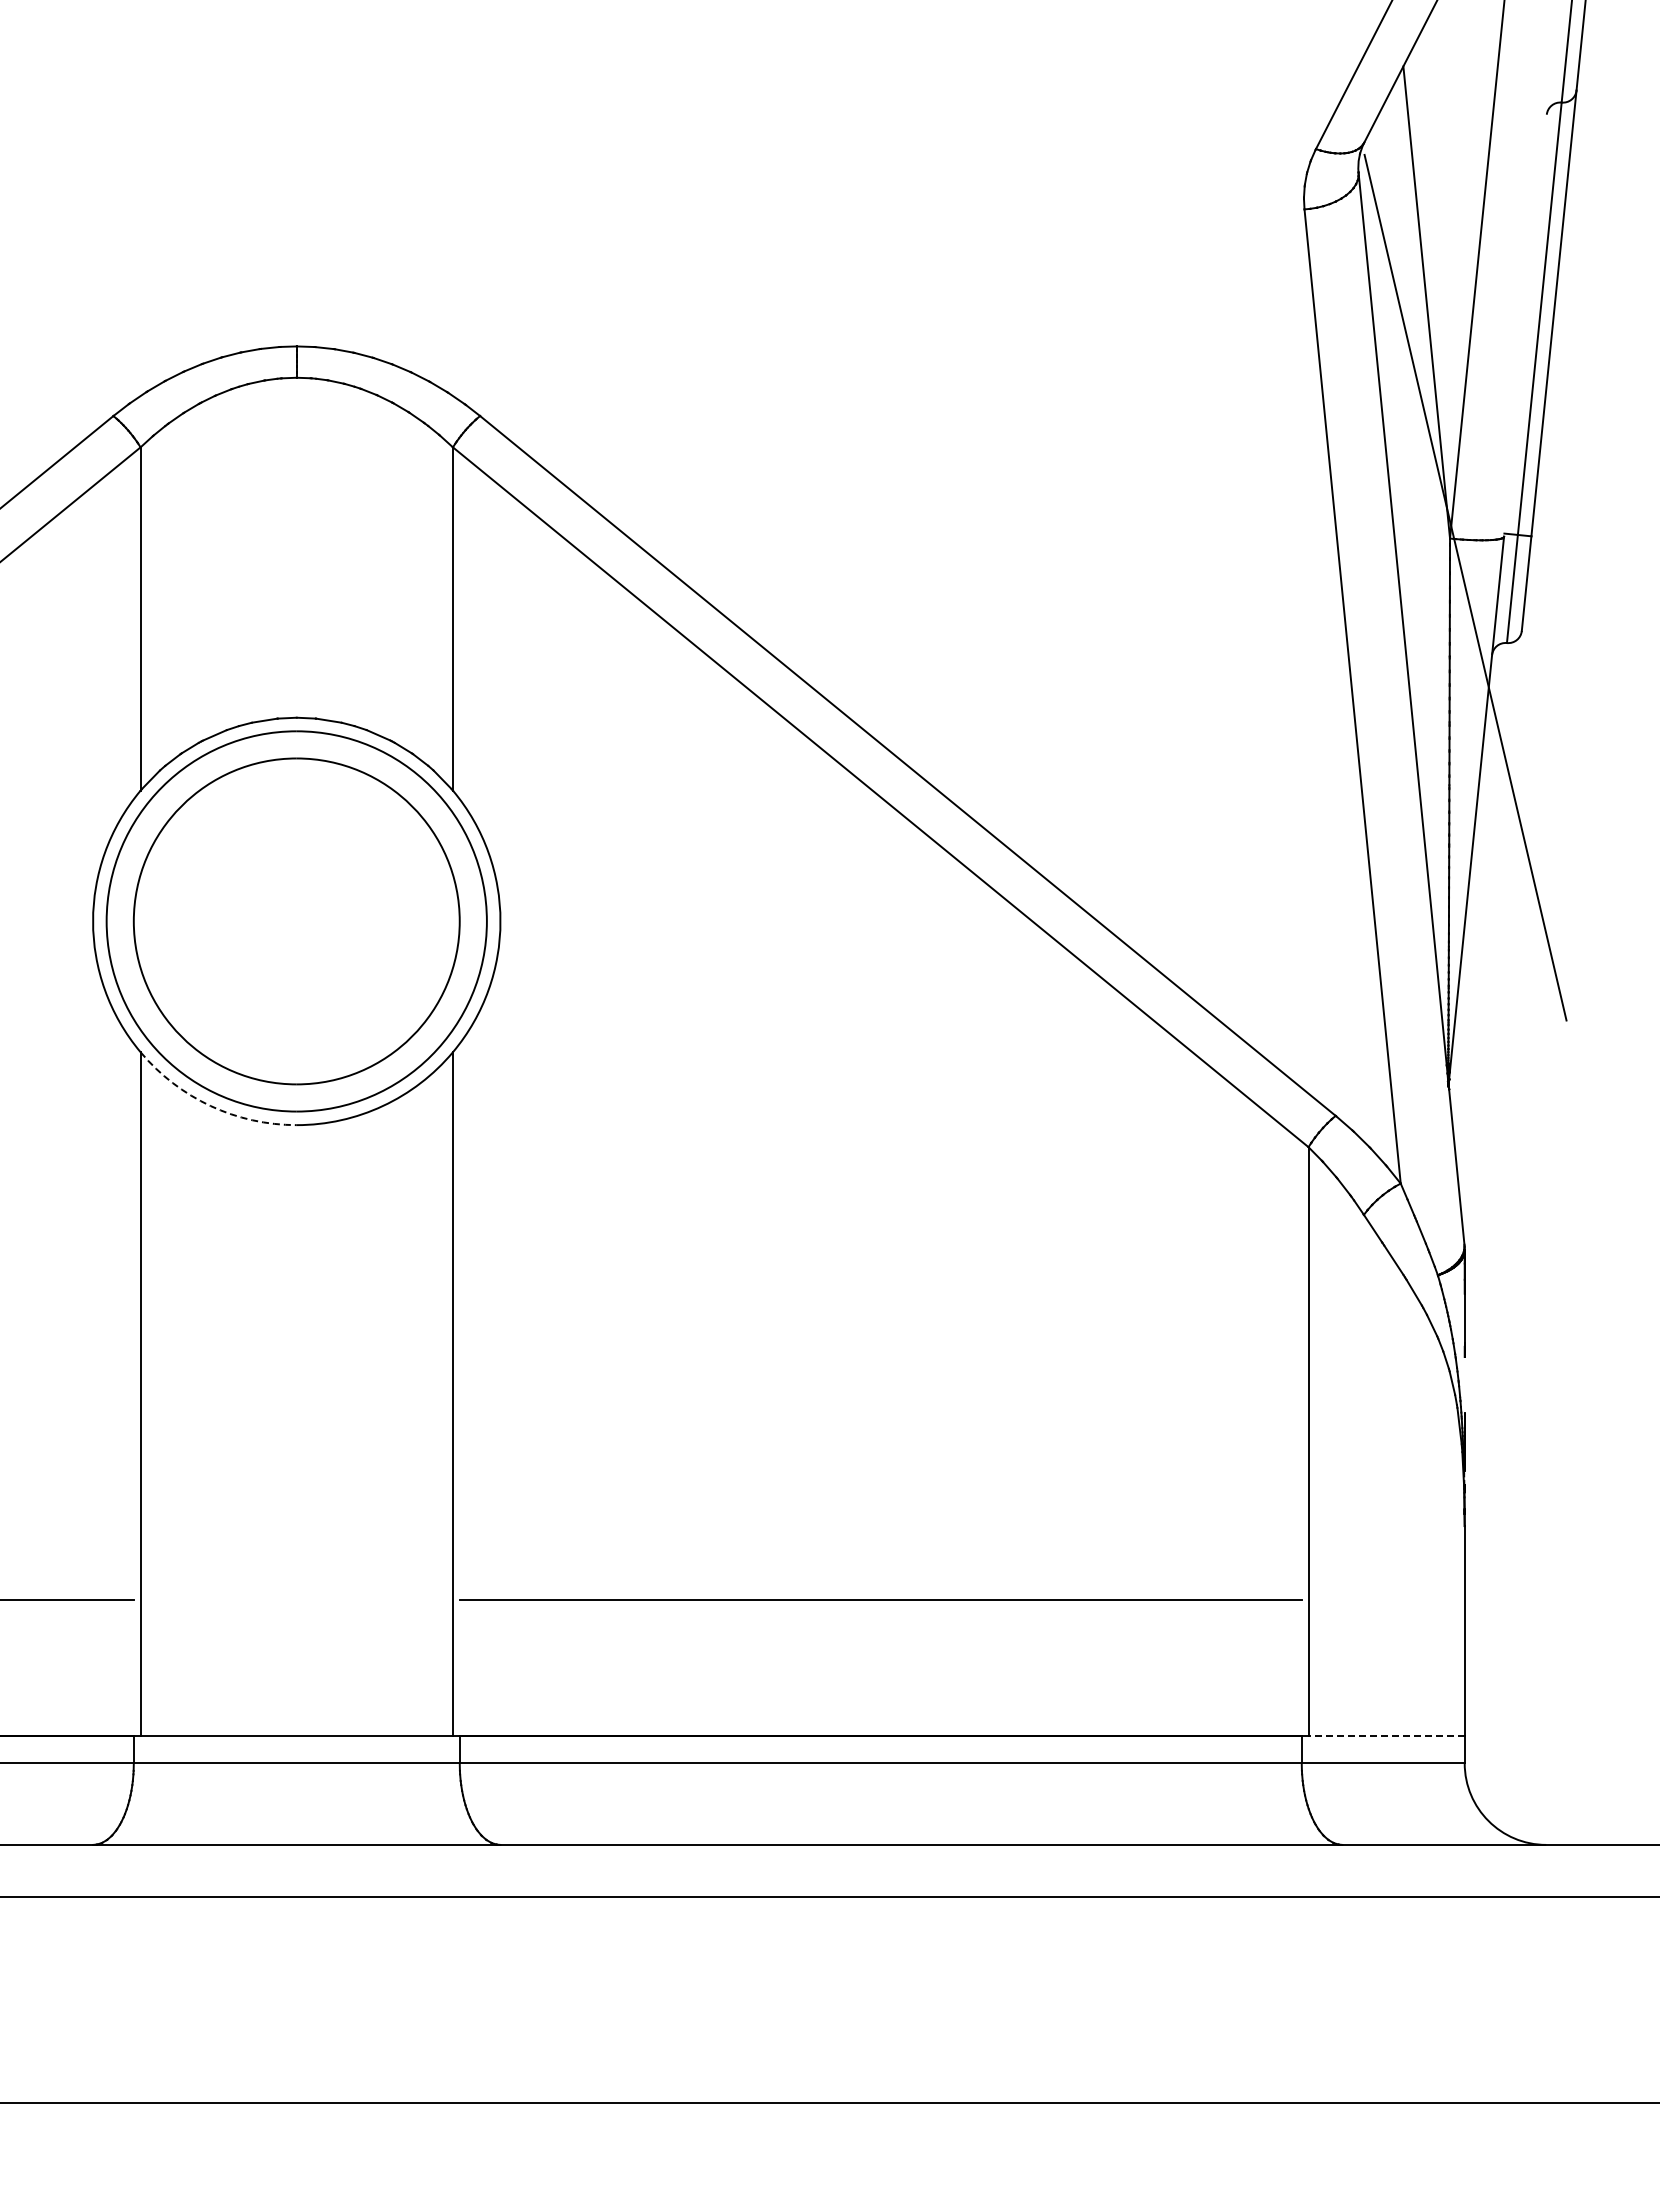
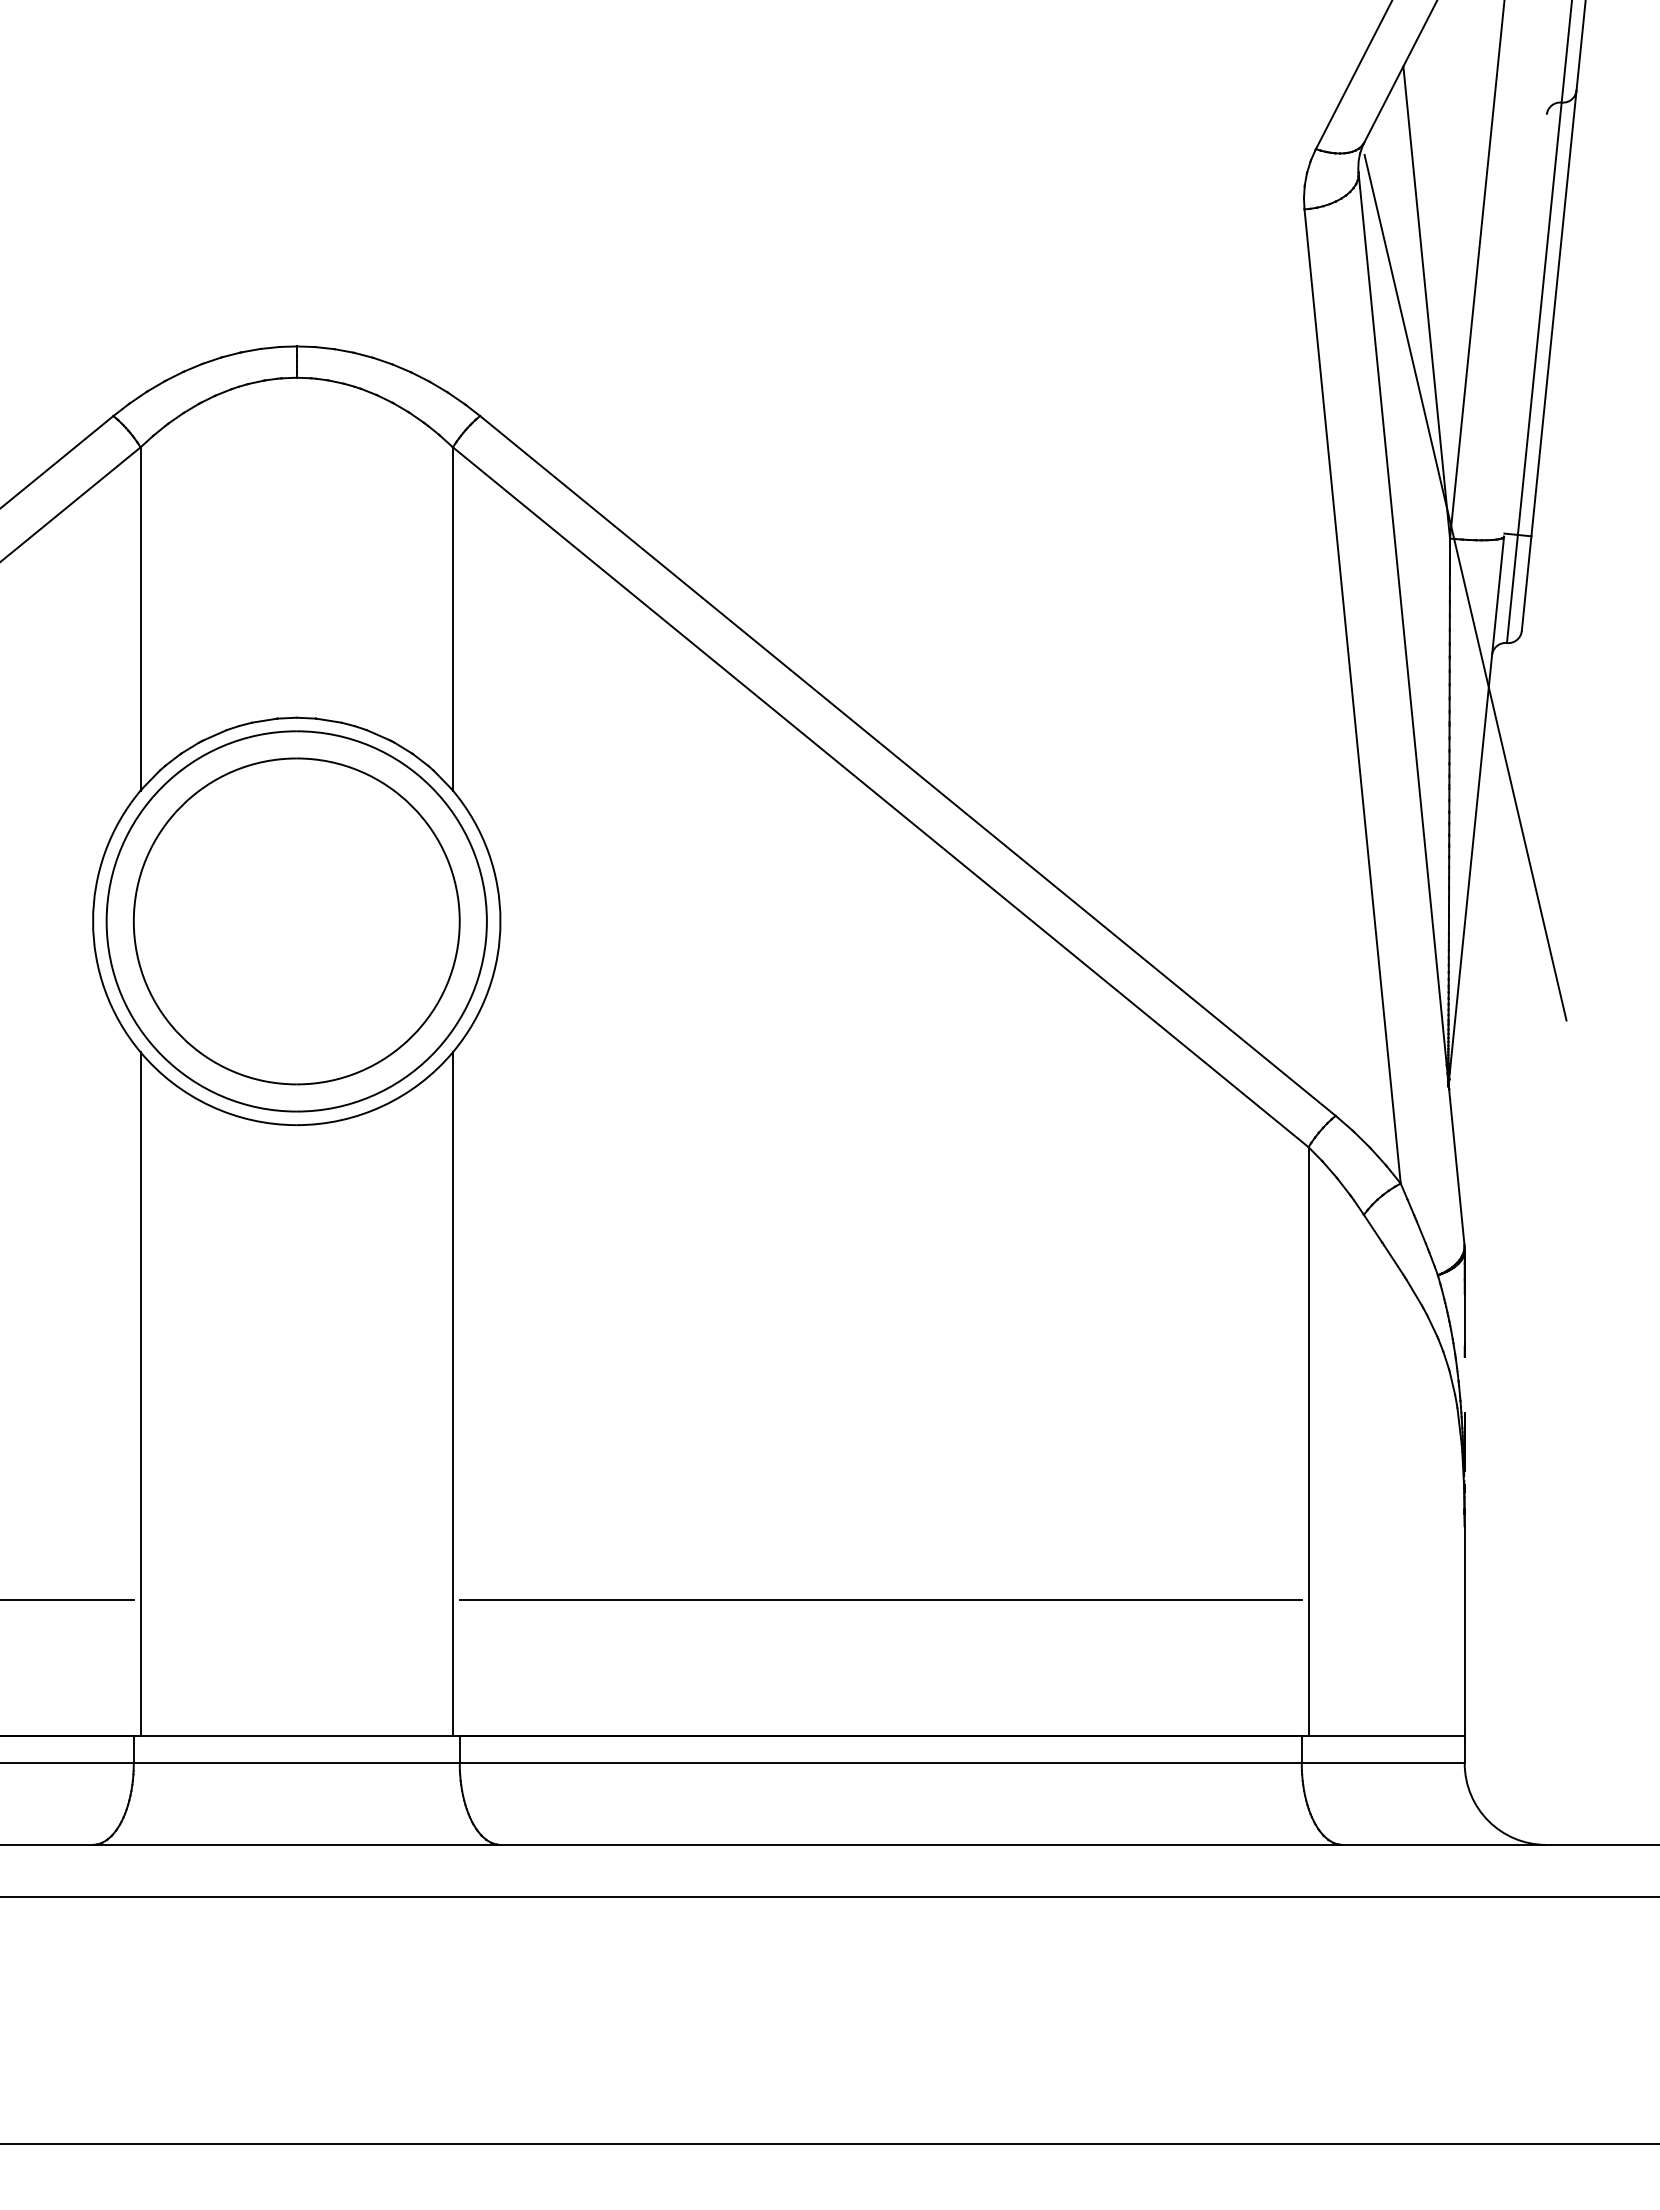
arc: dashed -> solid (210, 1106)
line: dashed -> solid (1386, 1736)
line position: (829, 2102) -> (829, 2143) (829, 2143)
